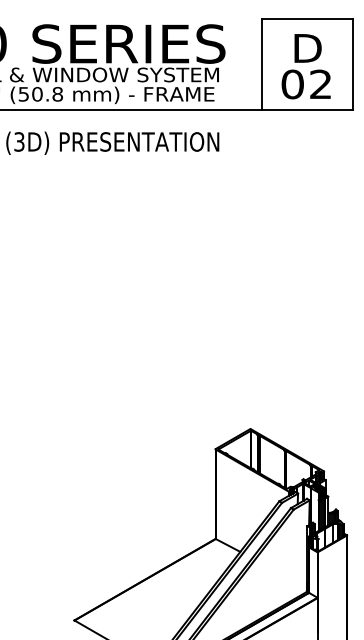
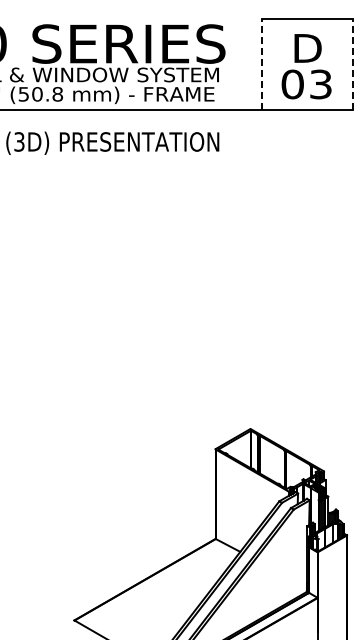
line: solid -> dashed (261, 64)
line: solid -> dashed (353, 64)
text: 02 -> 03 (320, 84)
